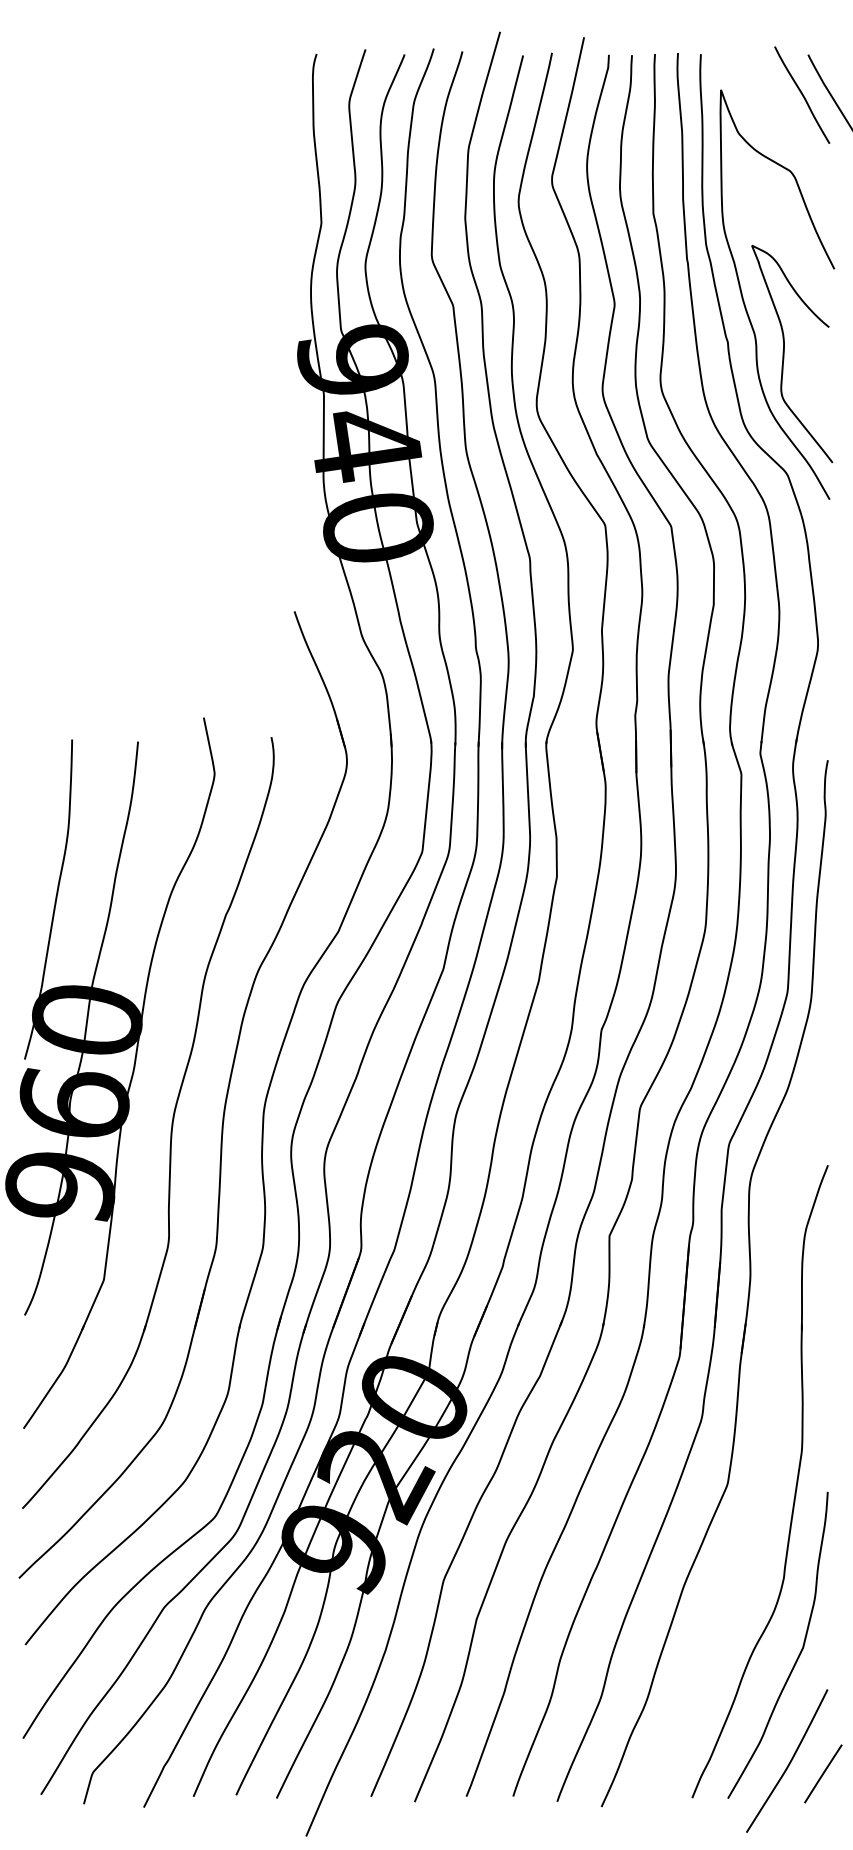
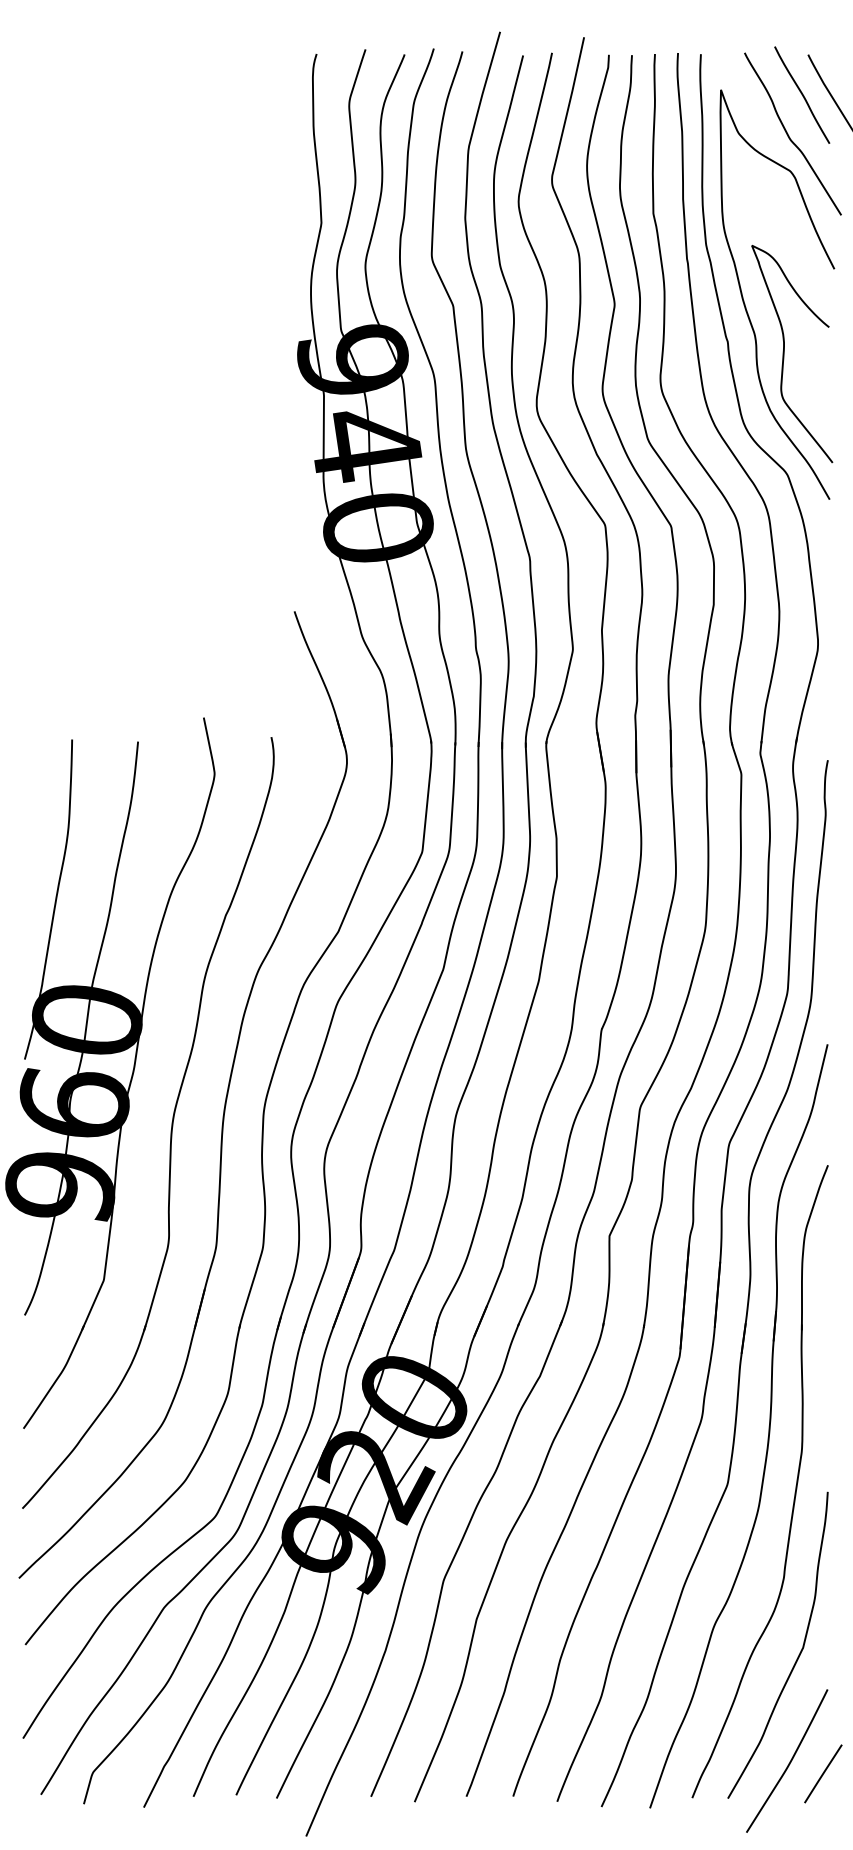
curve: none -> present (789, 135)
part: none -> present (768, 1426)
